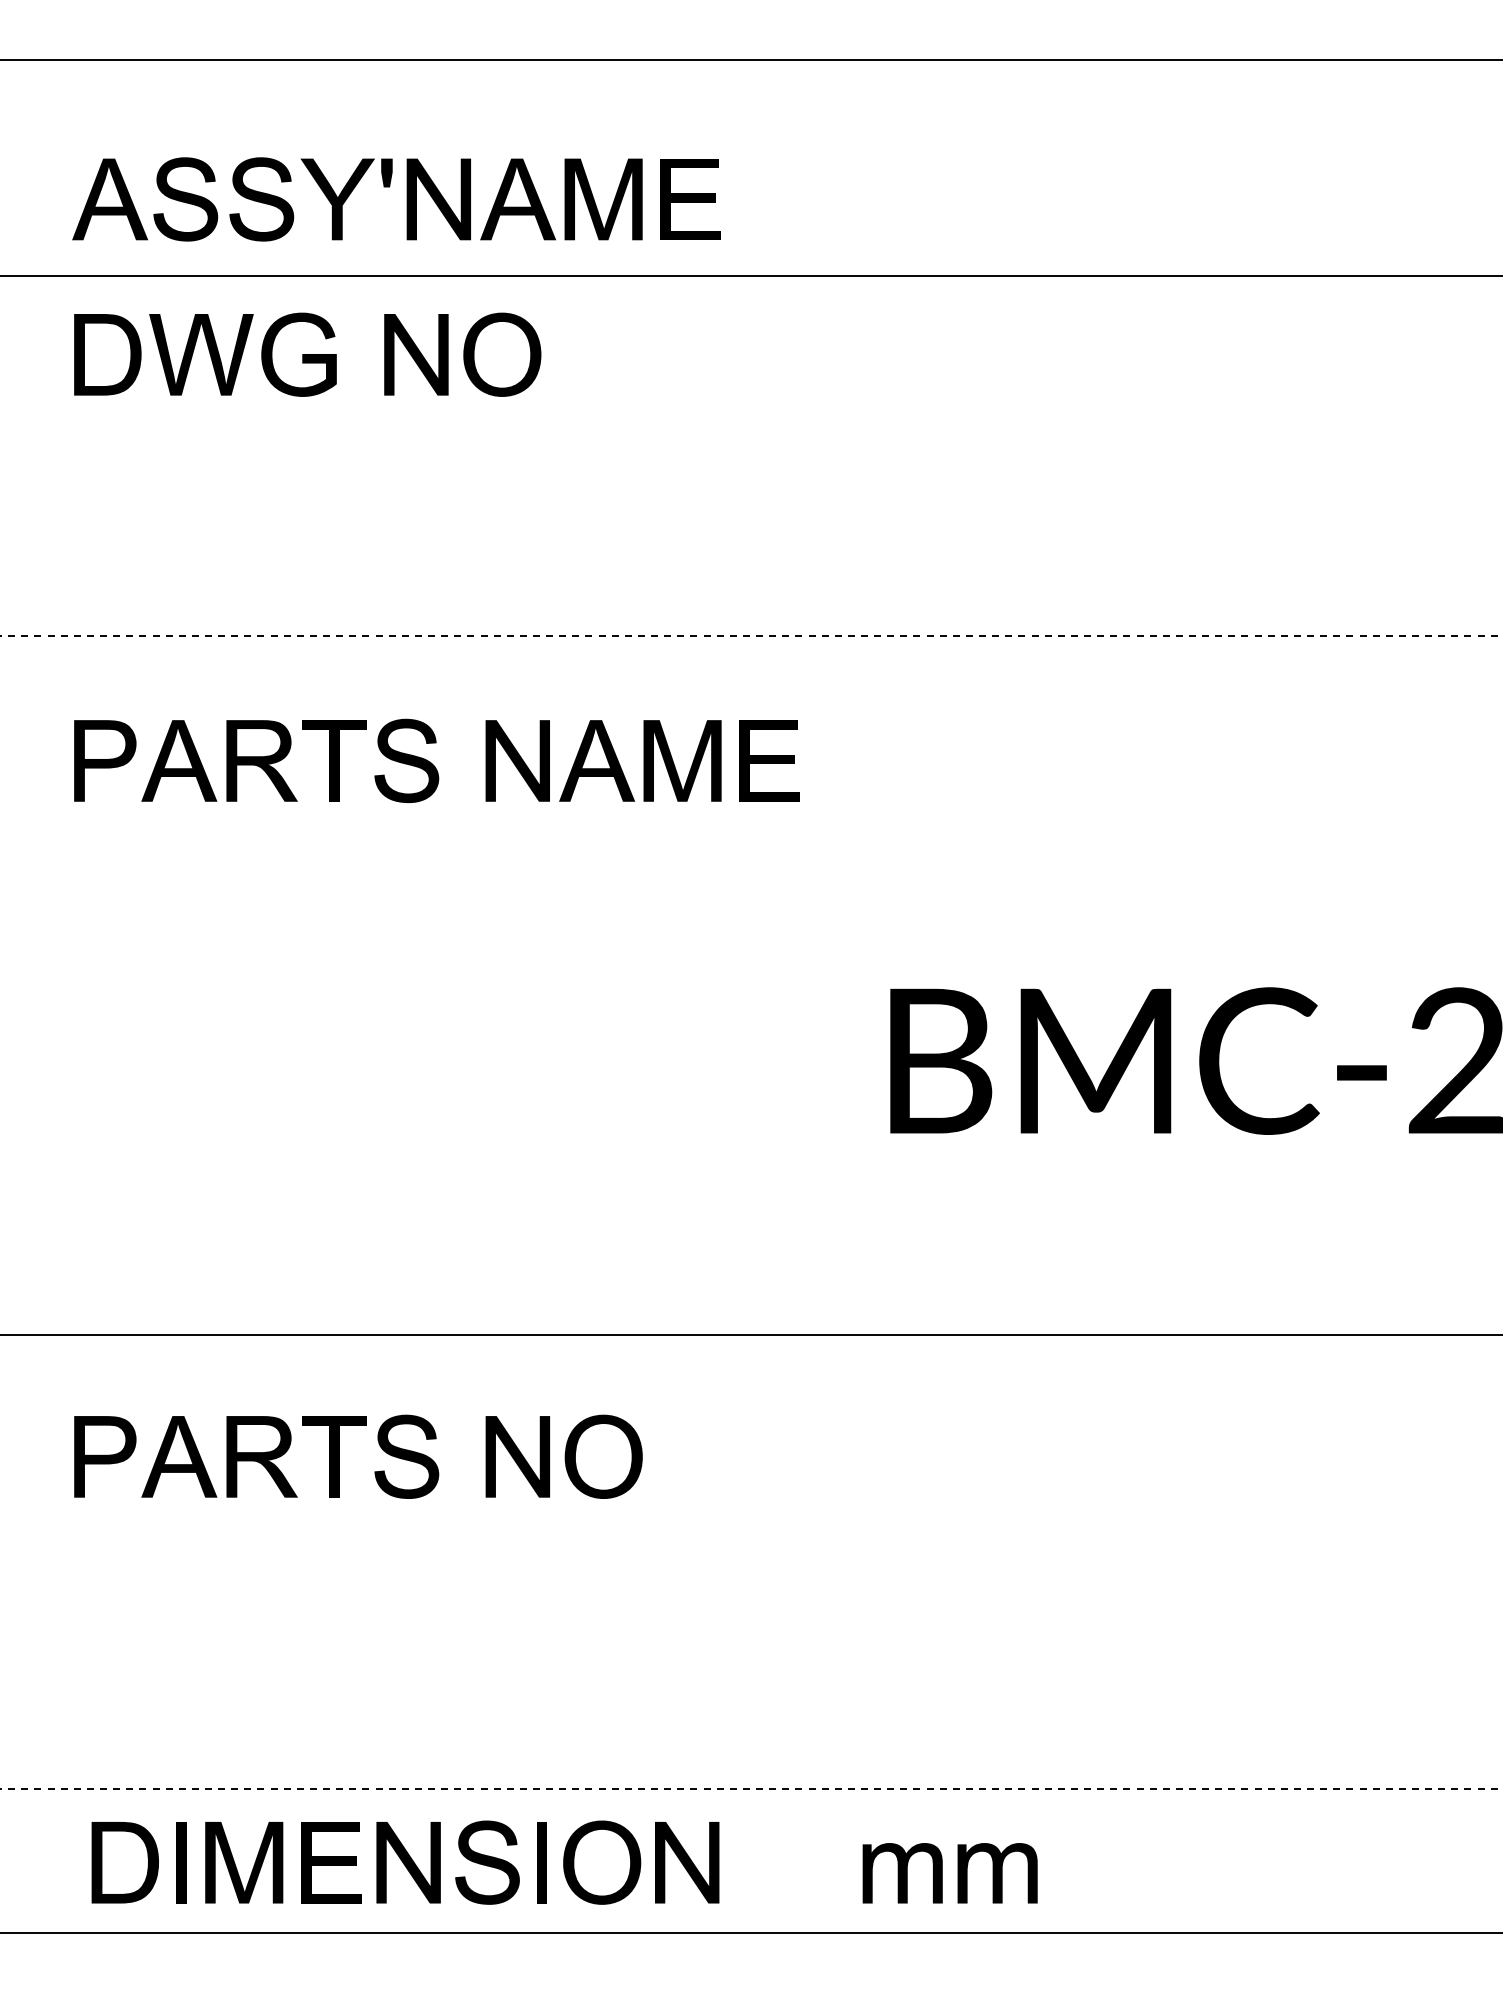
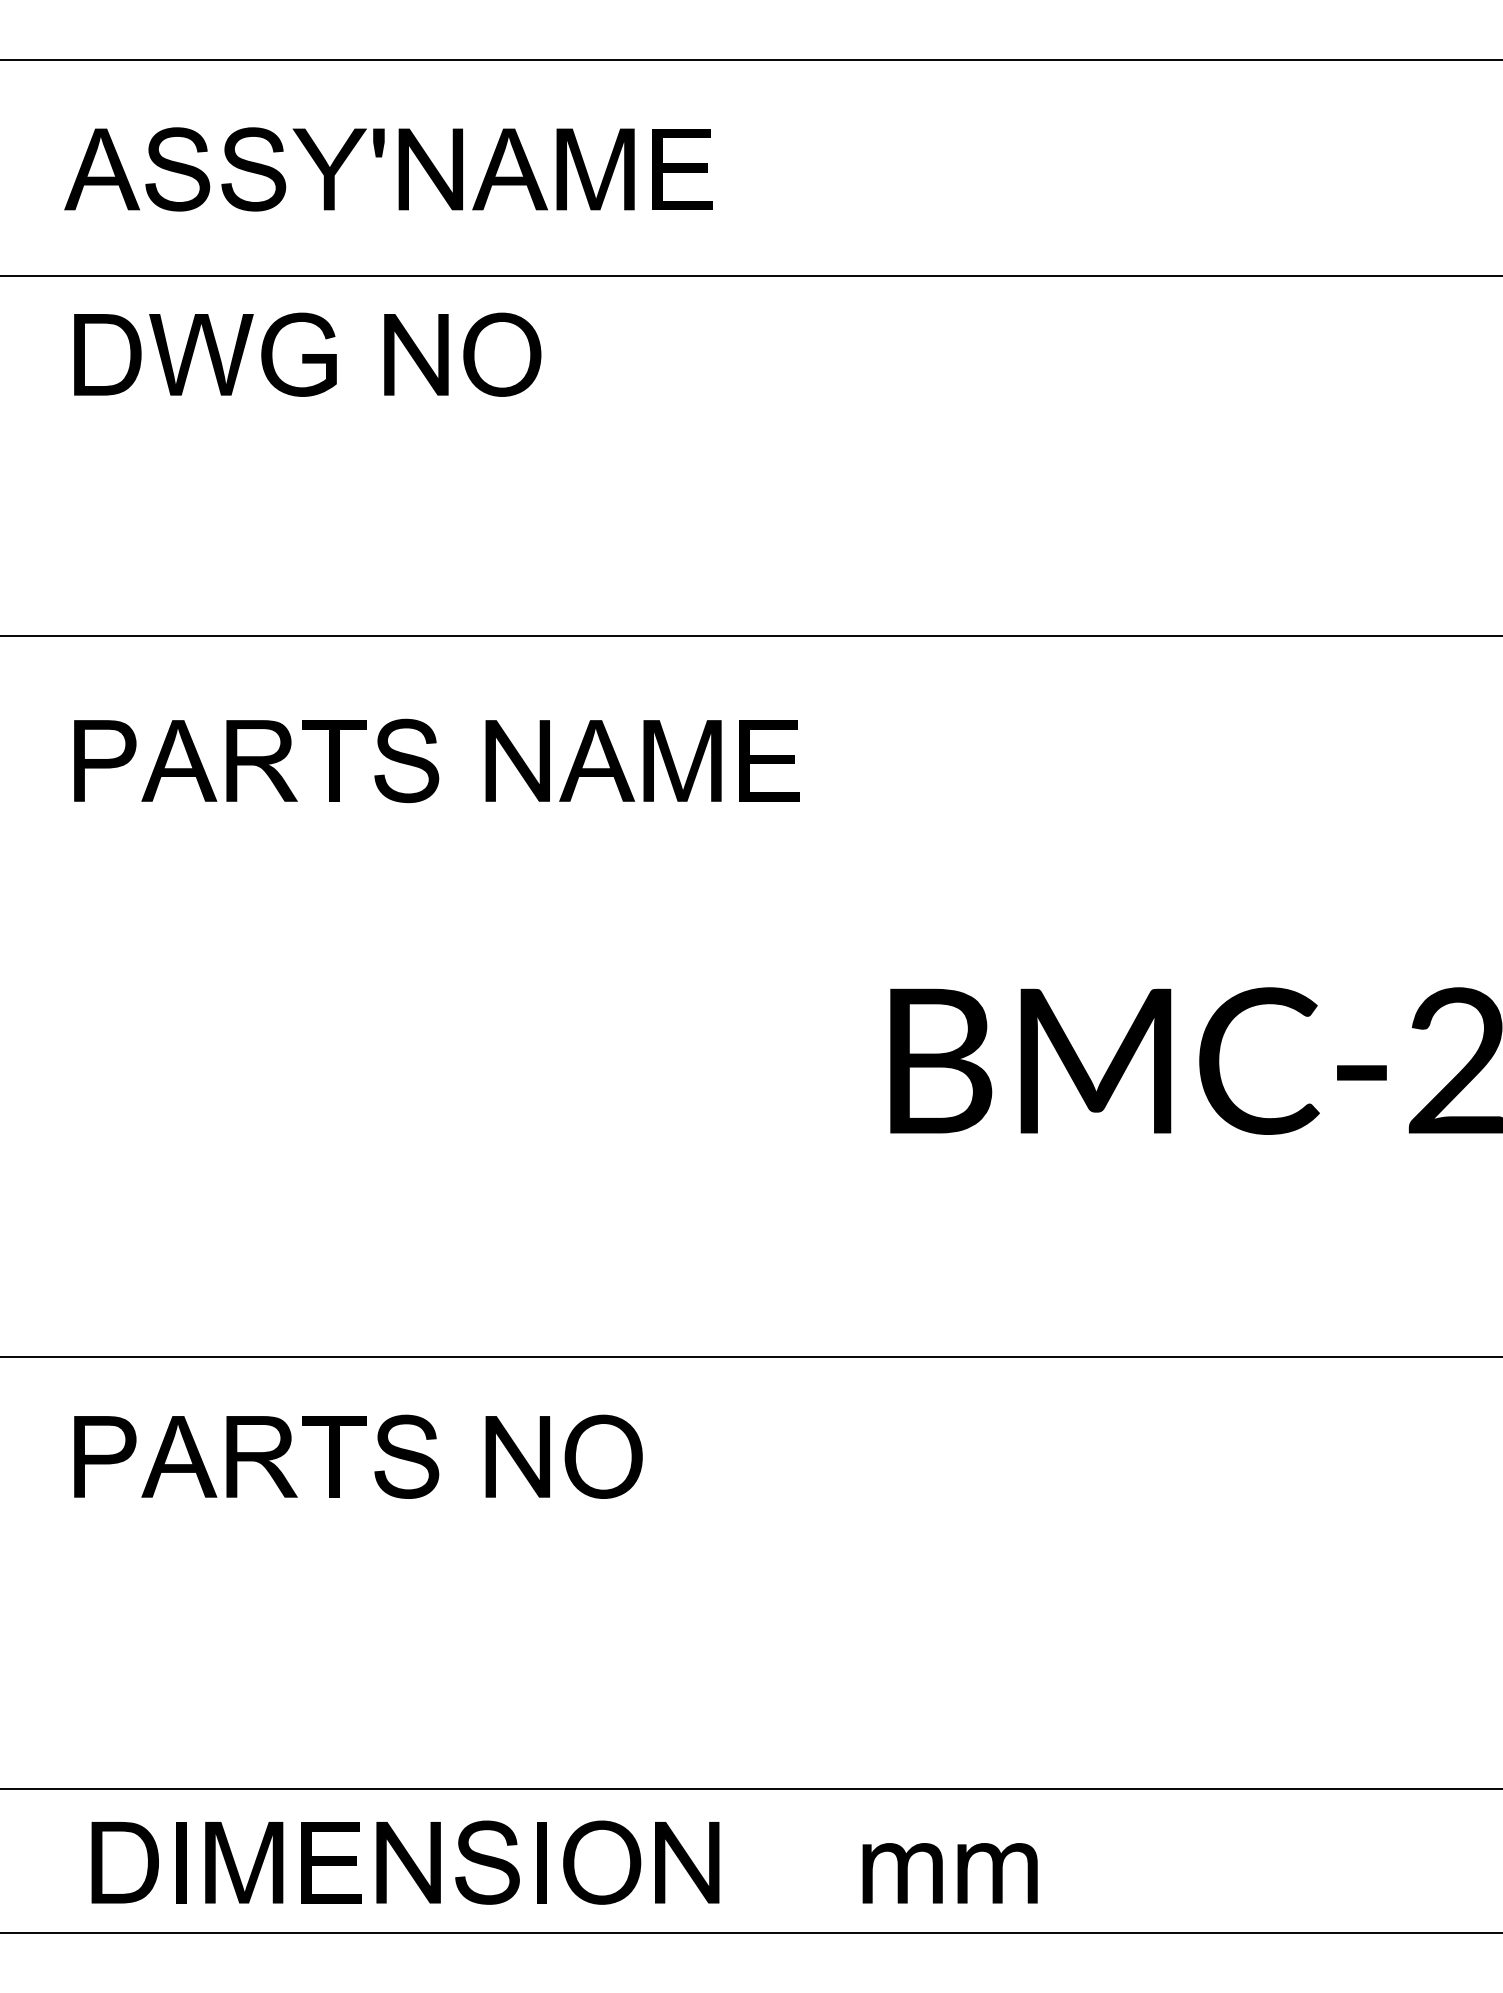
part position: (406, 199) -> (398, 169) (398, 169)
line: dashed -> solid (751, 636)
line position: (750, 1334) -> (750, 1356) (750, 1356)
line: dashed -> solid (751, 1789)
